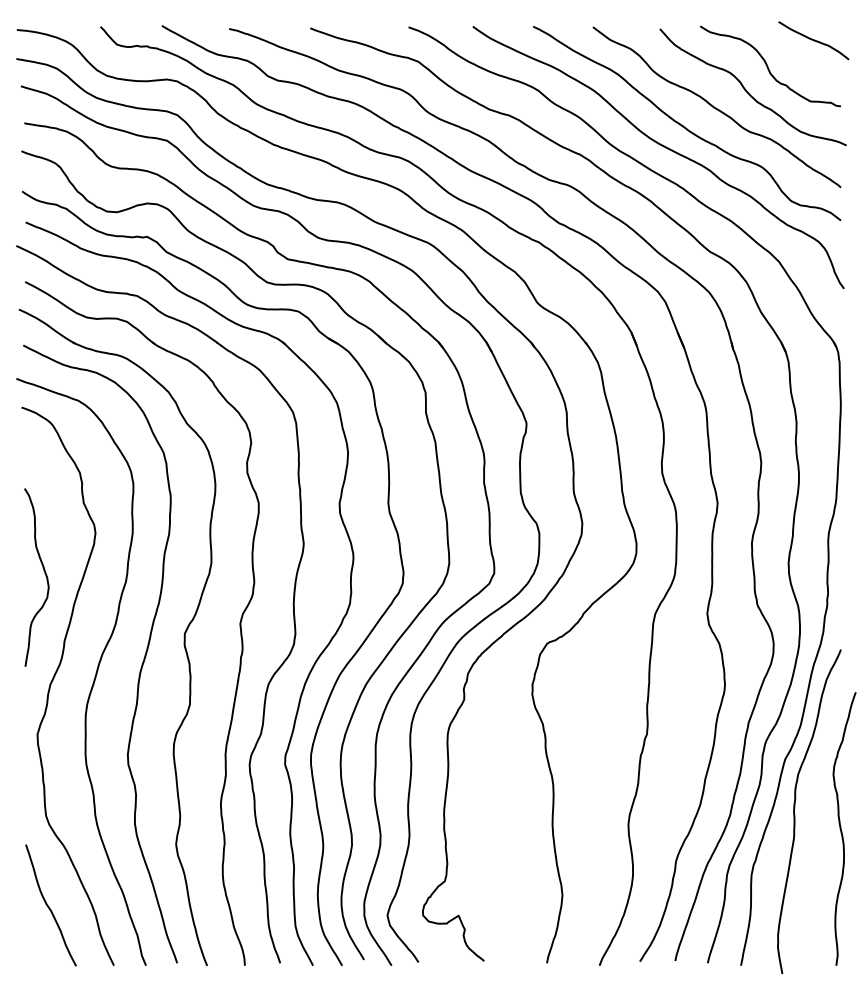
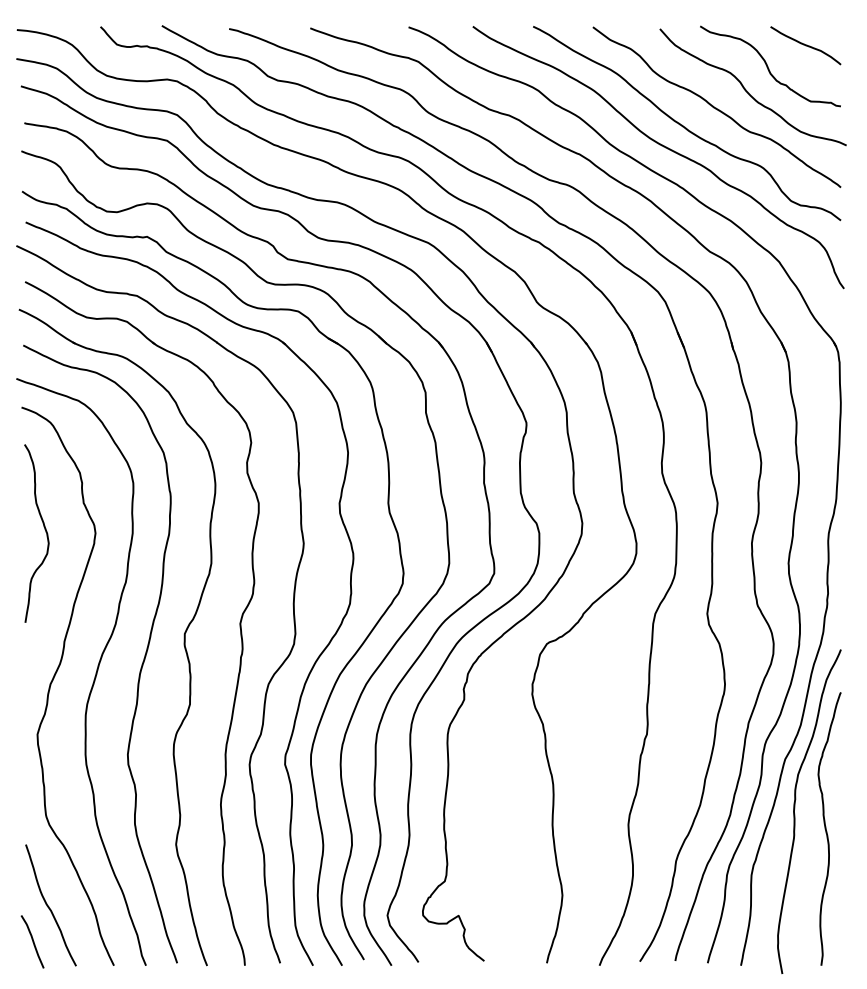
curve position: (813, 40) -> (805, 45) (805, 45)
curve position: (44, 573) -> (44, 529) (44, 529)
curve position: (841, 828) -> (826, 828) (826, 828)
curve: none -> present (32, 941)
